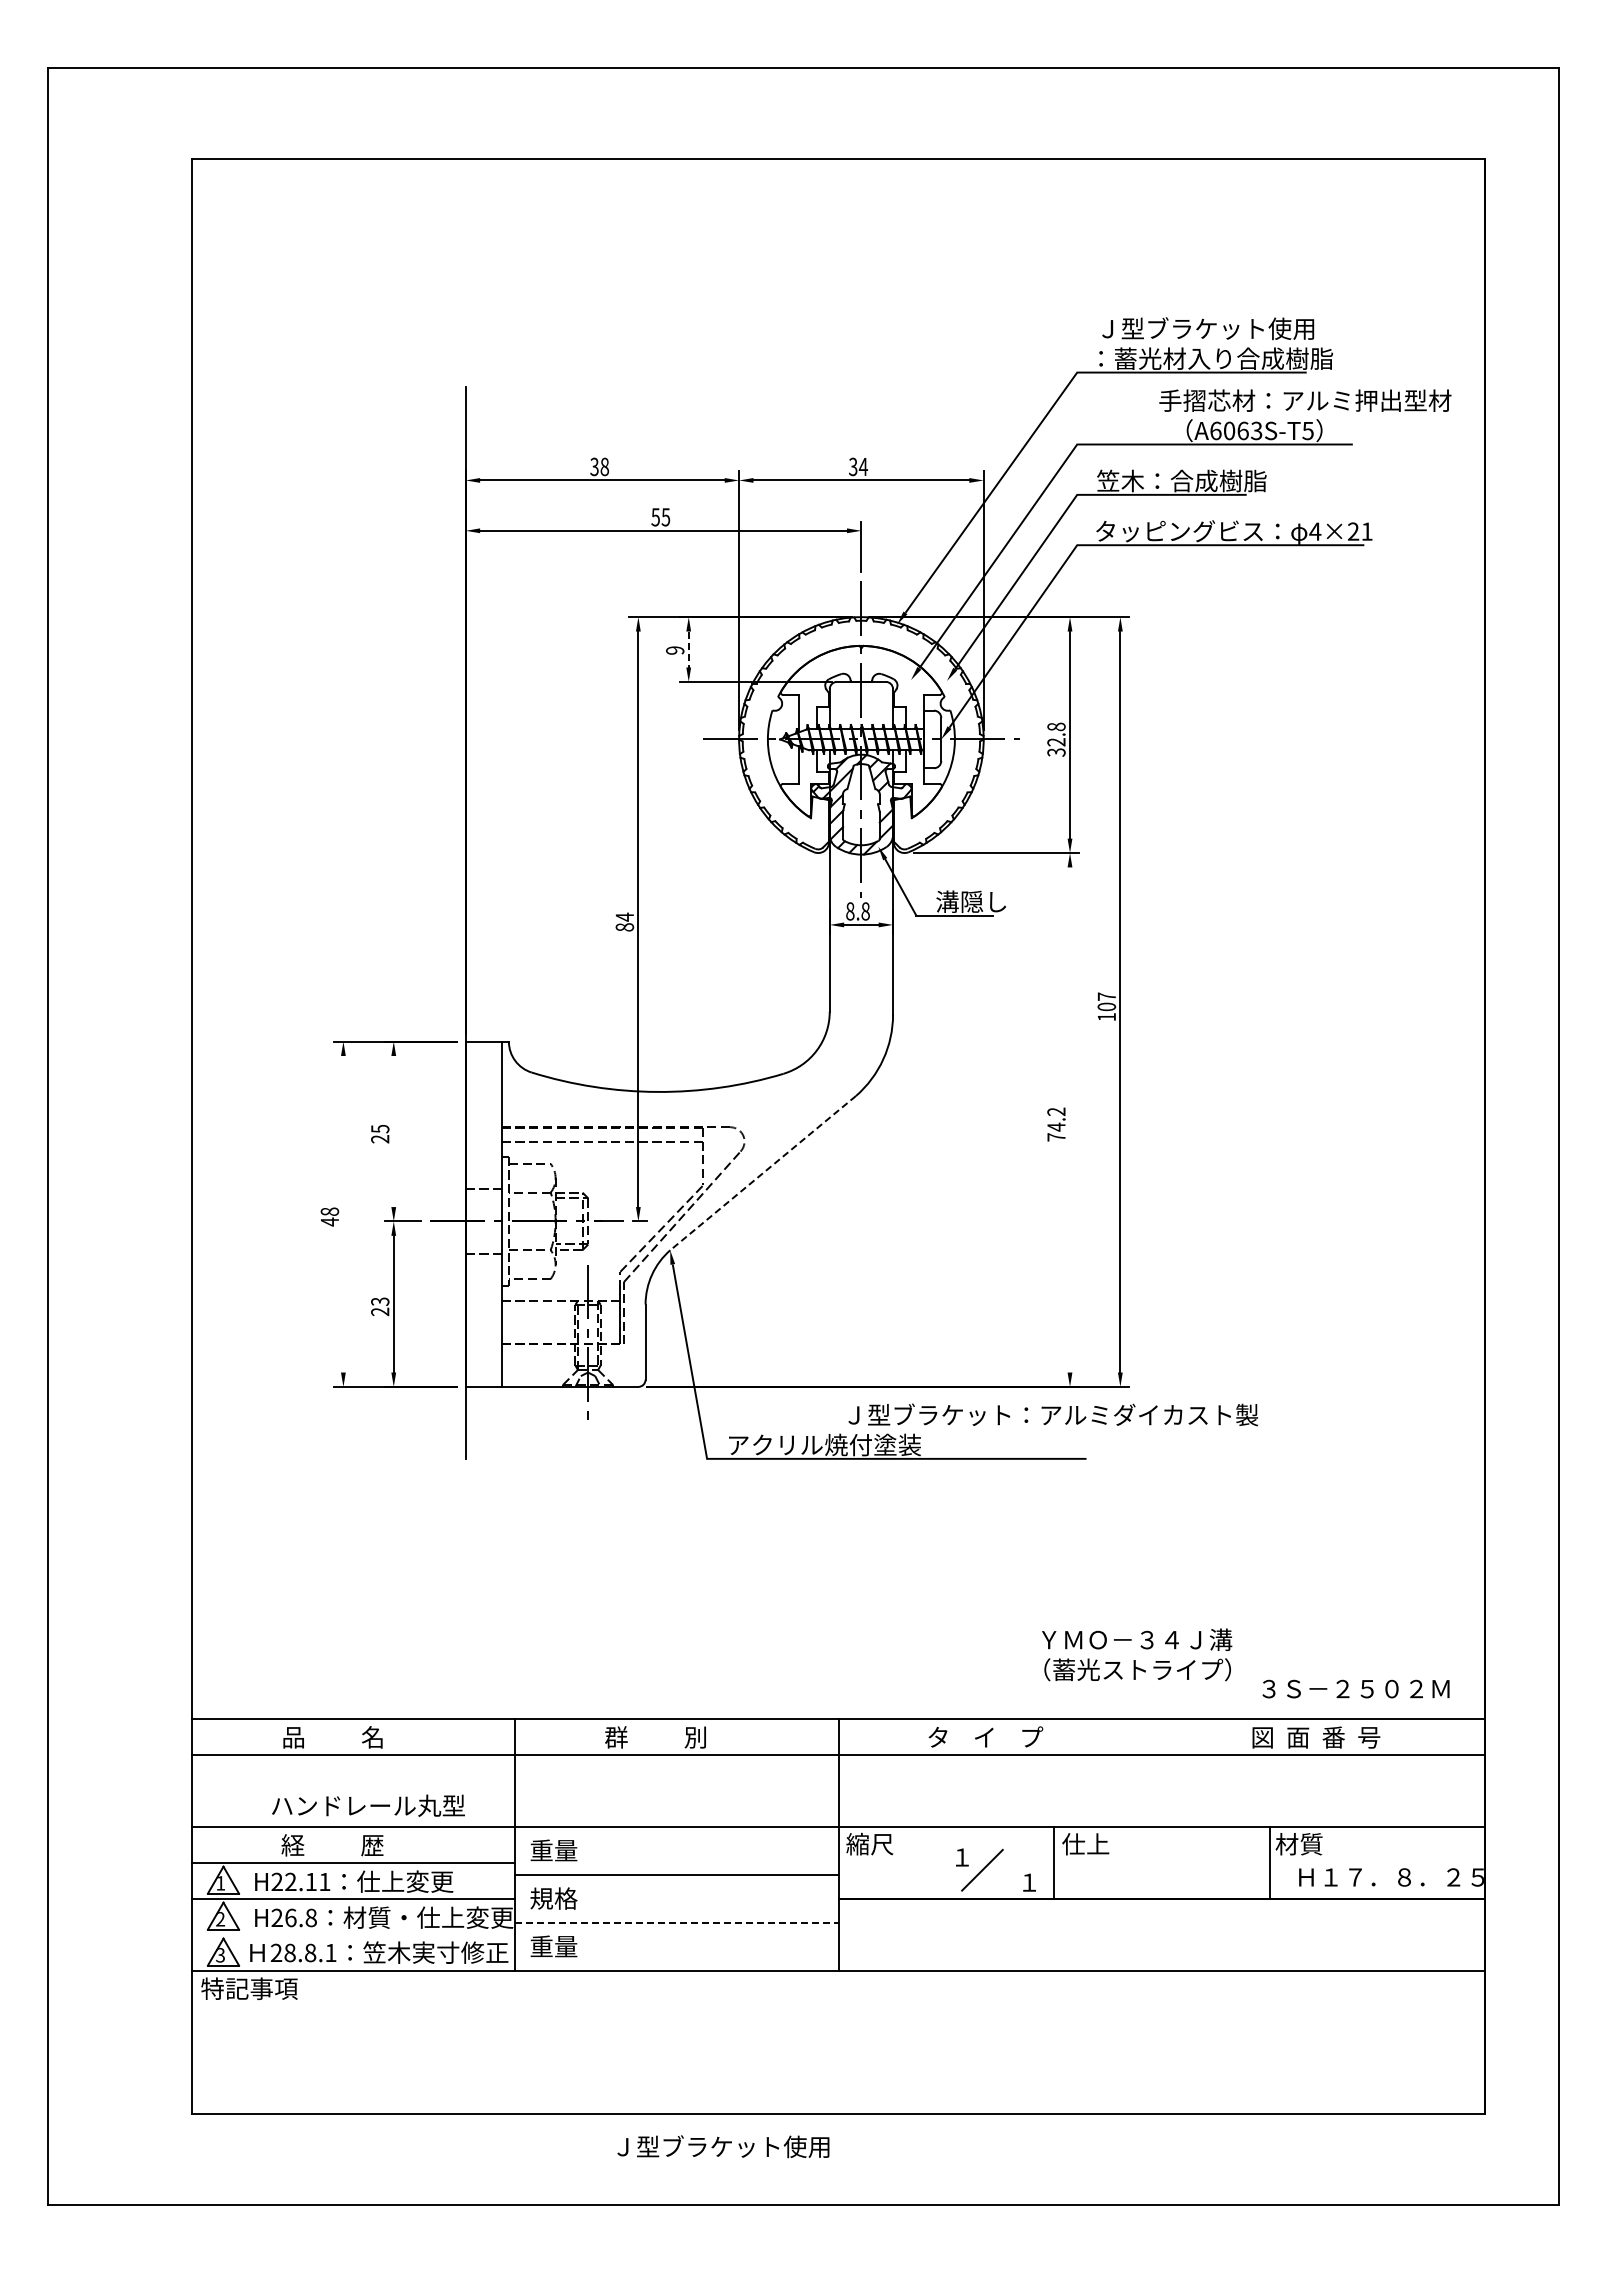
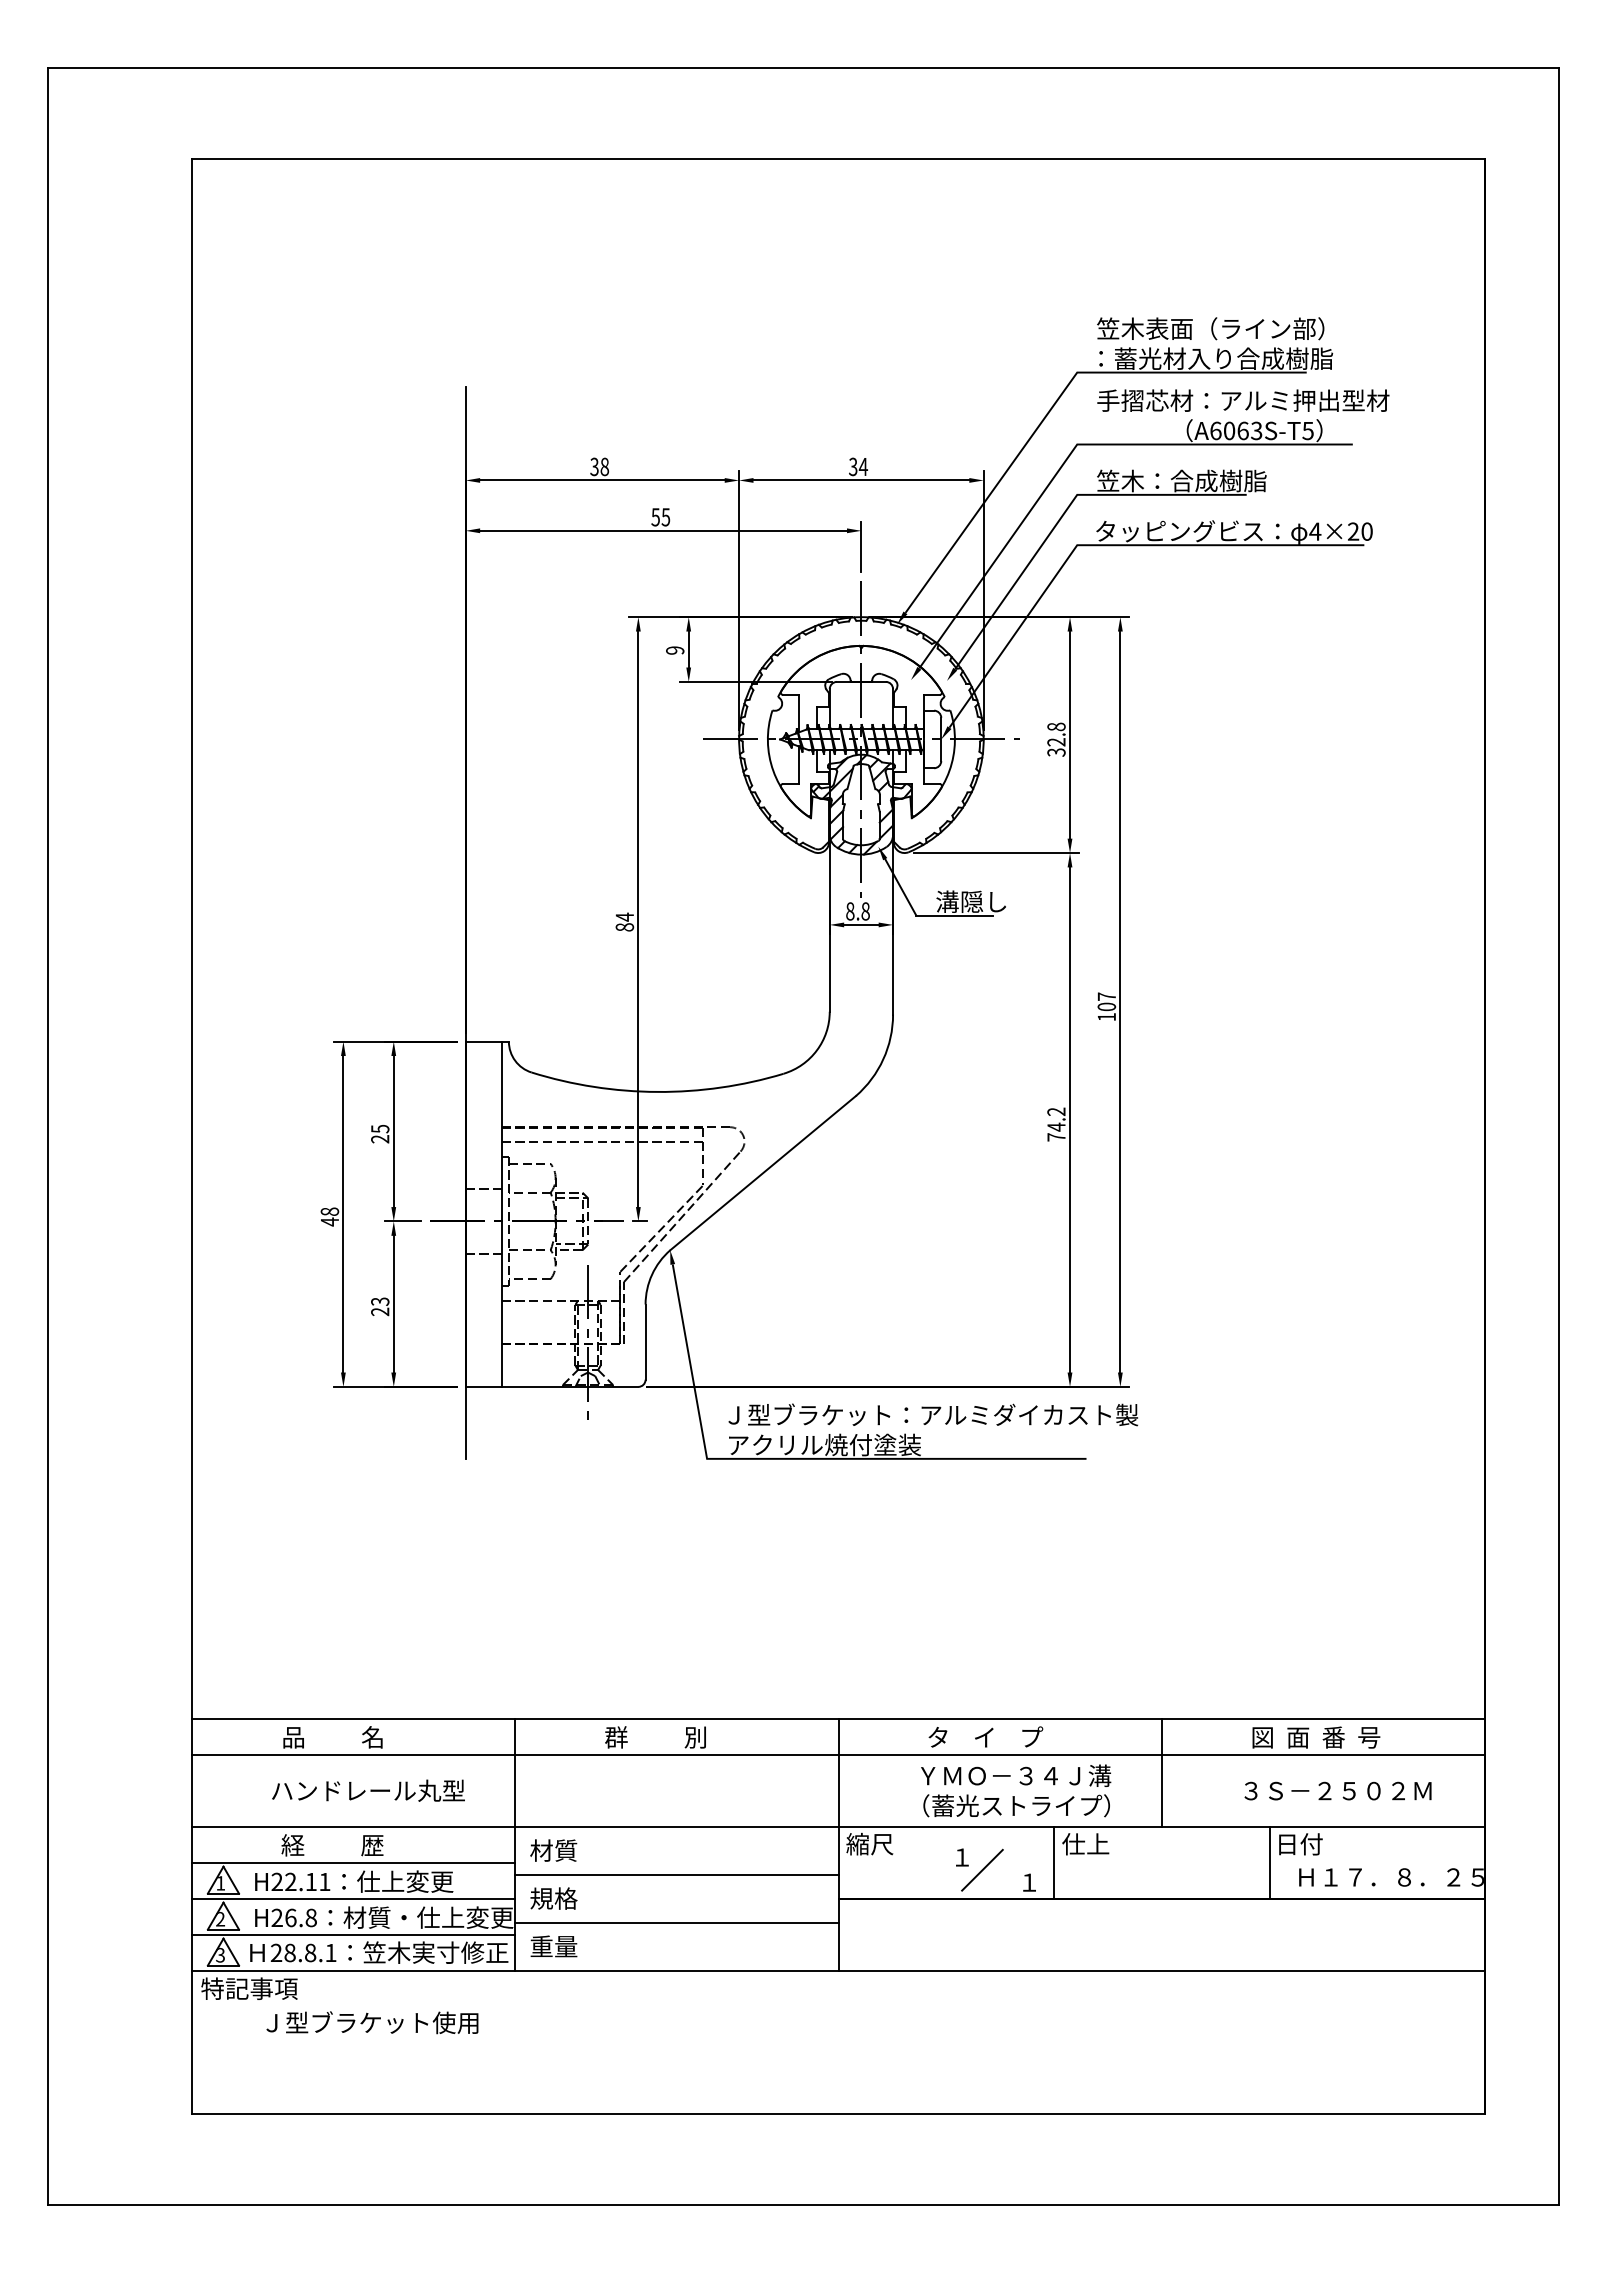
text: Ｊ型ブラケット使用 -> 笠木表面（ライン部） (1210, 328)
text position: (1305, 400) -> (1243, 400) (1243, 400)
text: 4×21 -> 4×20 (1366, 531)
line: dashed -> solid (688, 649)
line: none -> present (1070, 1119)
line: none -> present (393, 1131)
line: dashed -> solid (763, 1173)
line: none -> present (343, 1213)
text position: (1053, 1414) -> (933, 1414) (933, 1414)
text position: (1137, 1654) -> (1016, 1790) (1016, 1790)
text position: (1355, 1688) -> (1337, 1790) (1337, 1790)
line: none -> present (1162, 1773)
text position: (368, 1805) -> (368, 1790) (368, 1790)
text: 材質 -> 日付 (1298, 1844)
text: 重量 -> 材質 (553, 1850)
line: dashed -> solid (676, 1923)
line: none -> present (353, 1935)
text position: (723, 2146) -> (372, 2022) (372, 2022)
